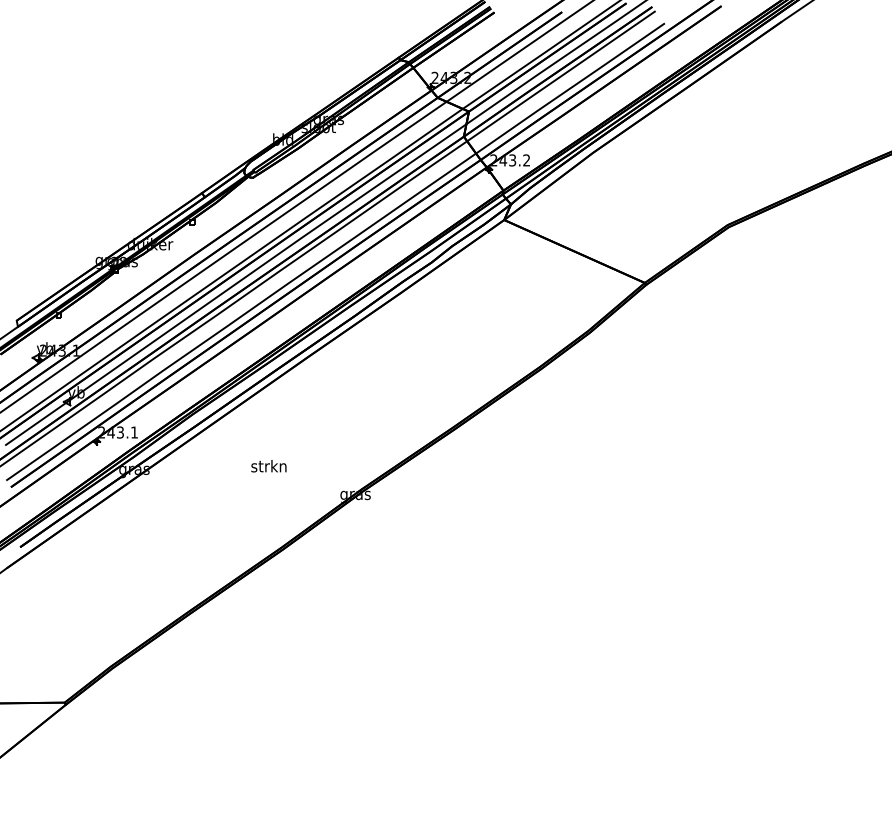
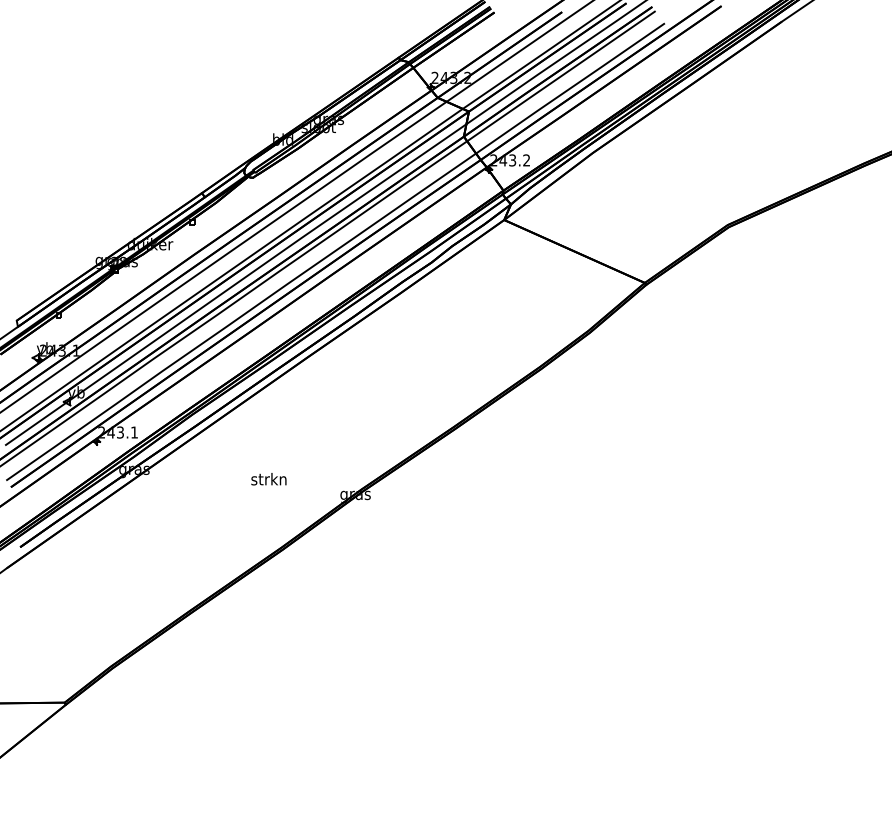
text position: (268, 466) -> (268, 479) (268, 479)
